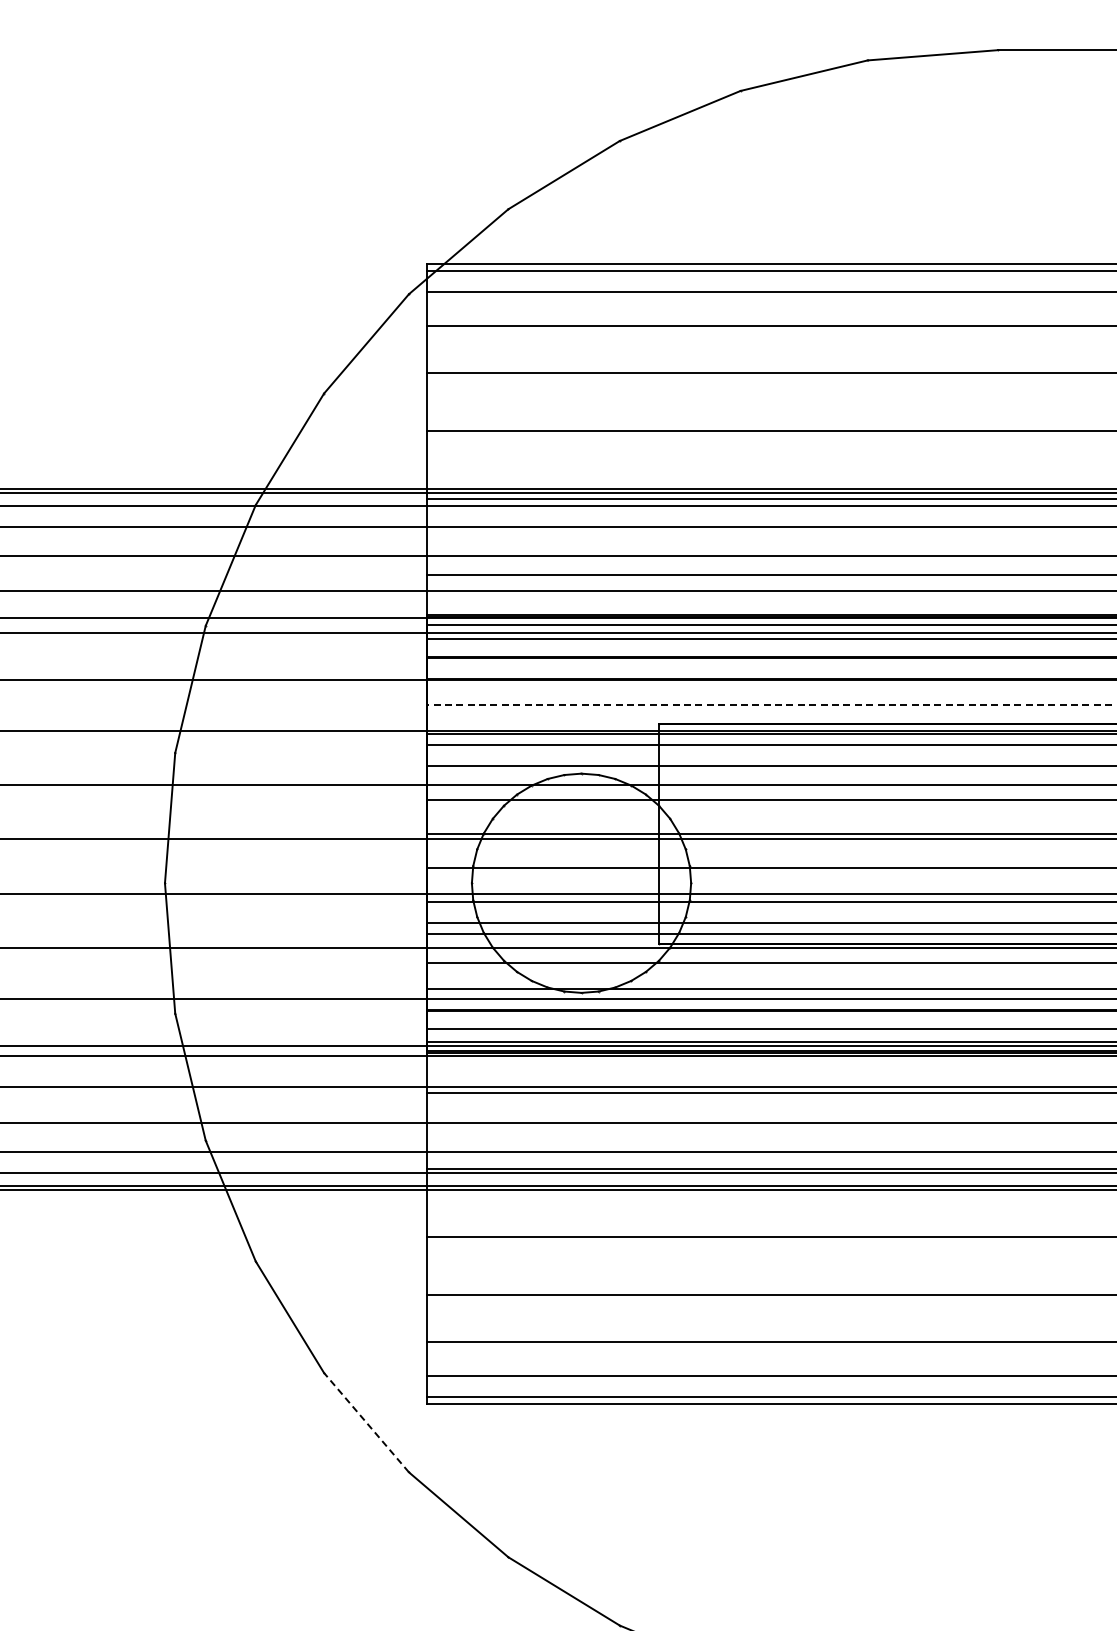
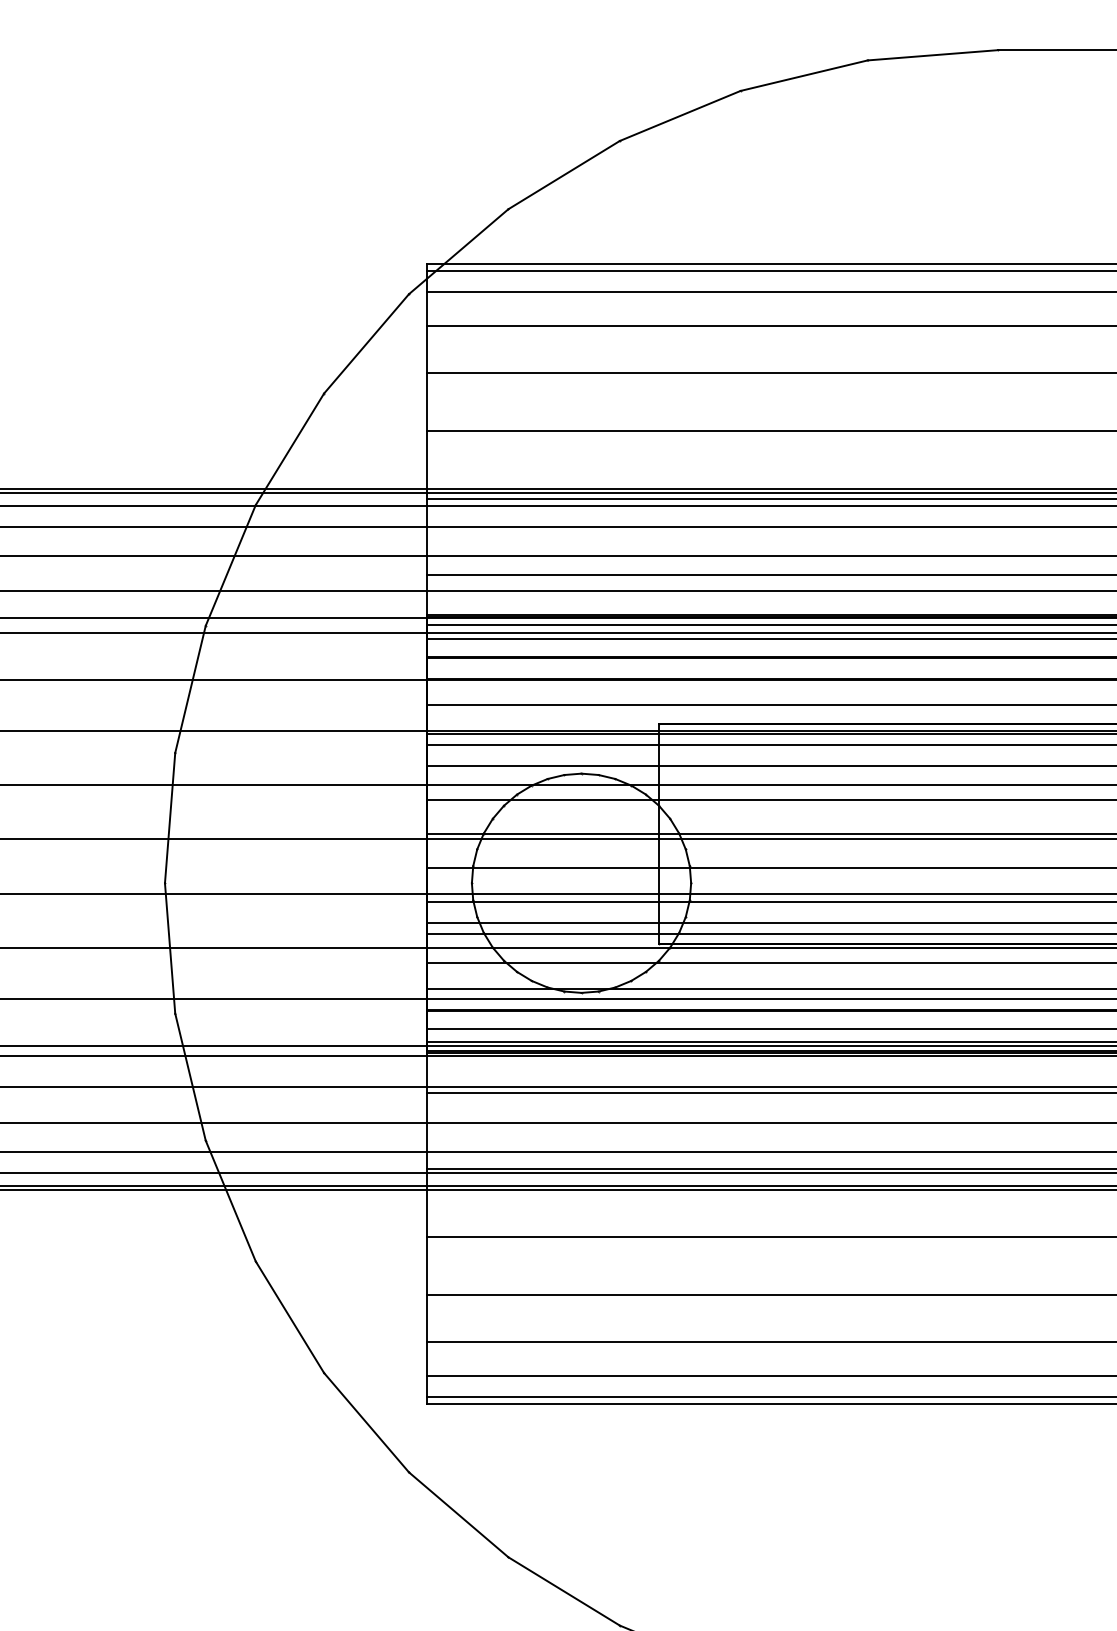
line: dashed -> solid (771, 705)
line: dashed -> solid (366, 1422)
